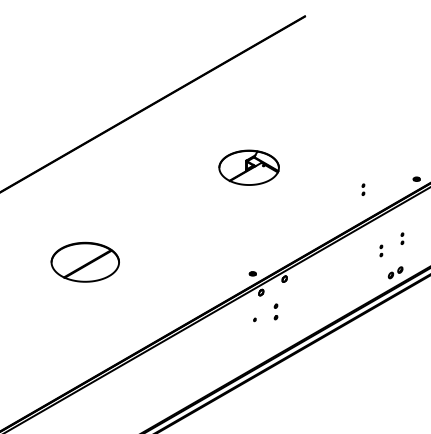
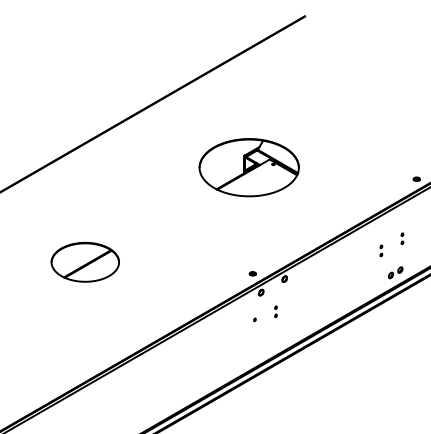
part size: 62x37 px -> 102x60 px (248, 167)
part: present -> none (363, 189)
part size: 6x18 px -> 4x13 px (275, 311)
